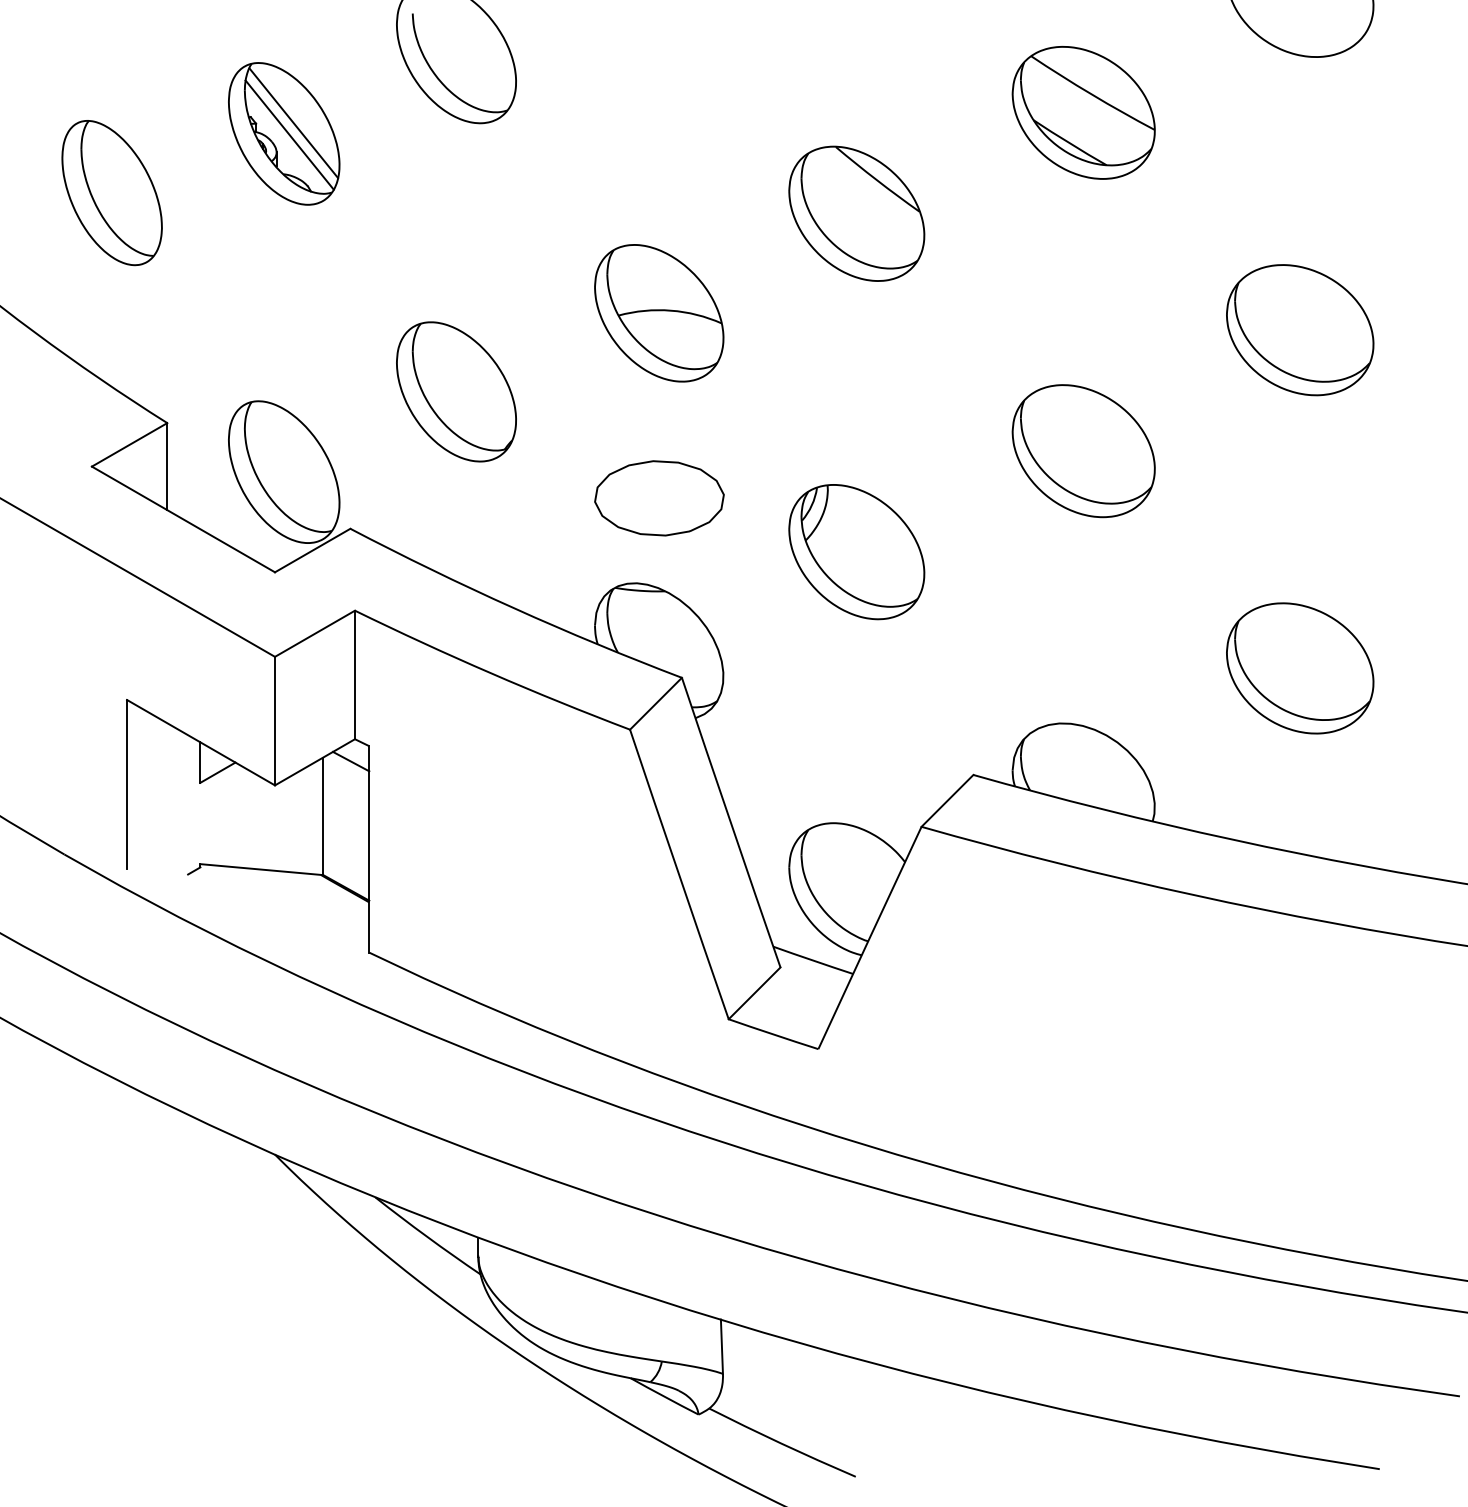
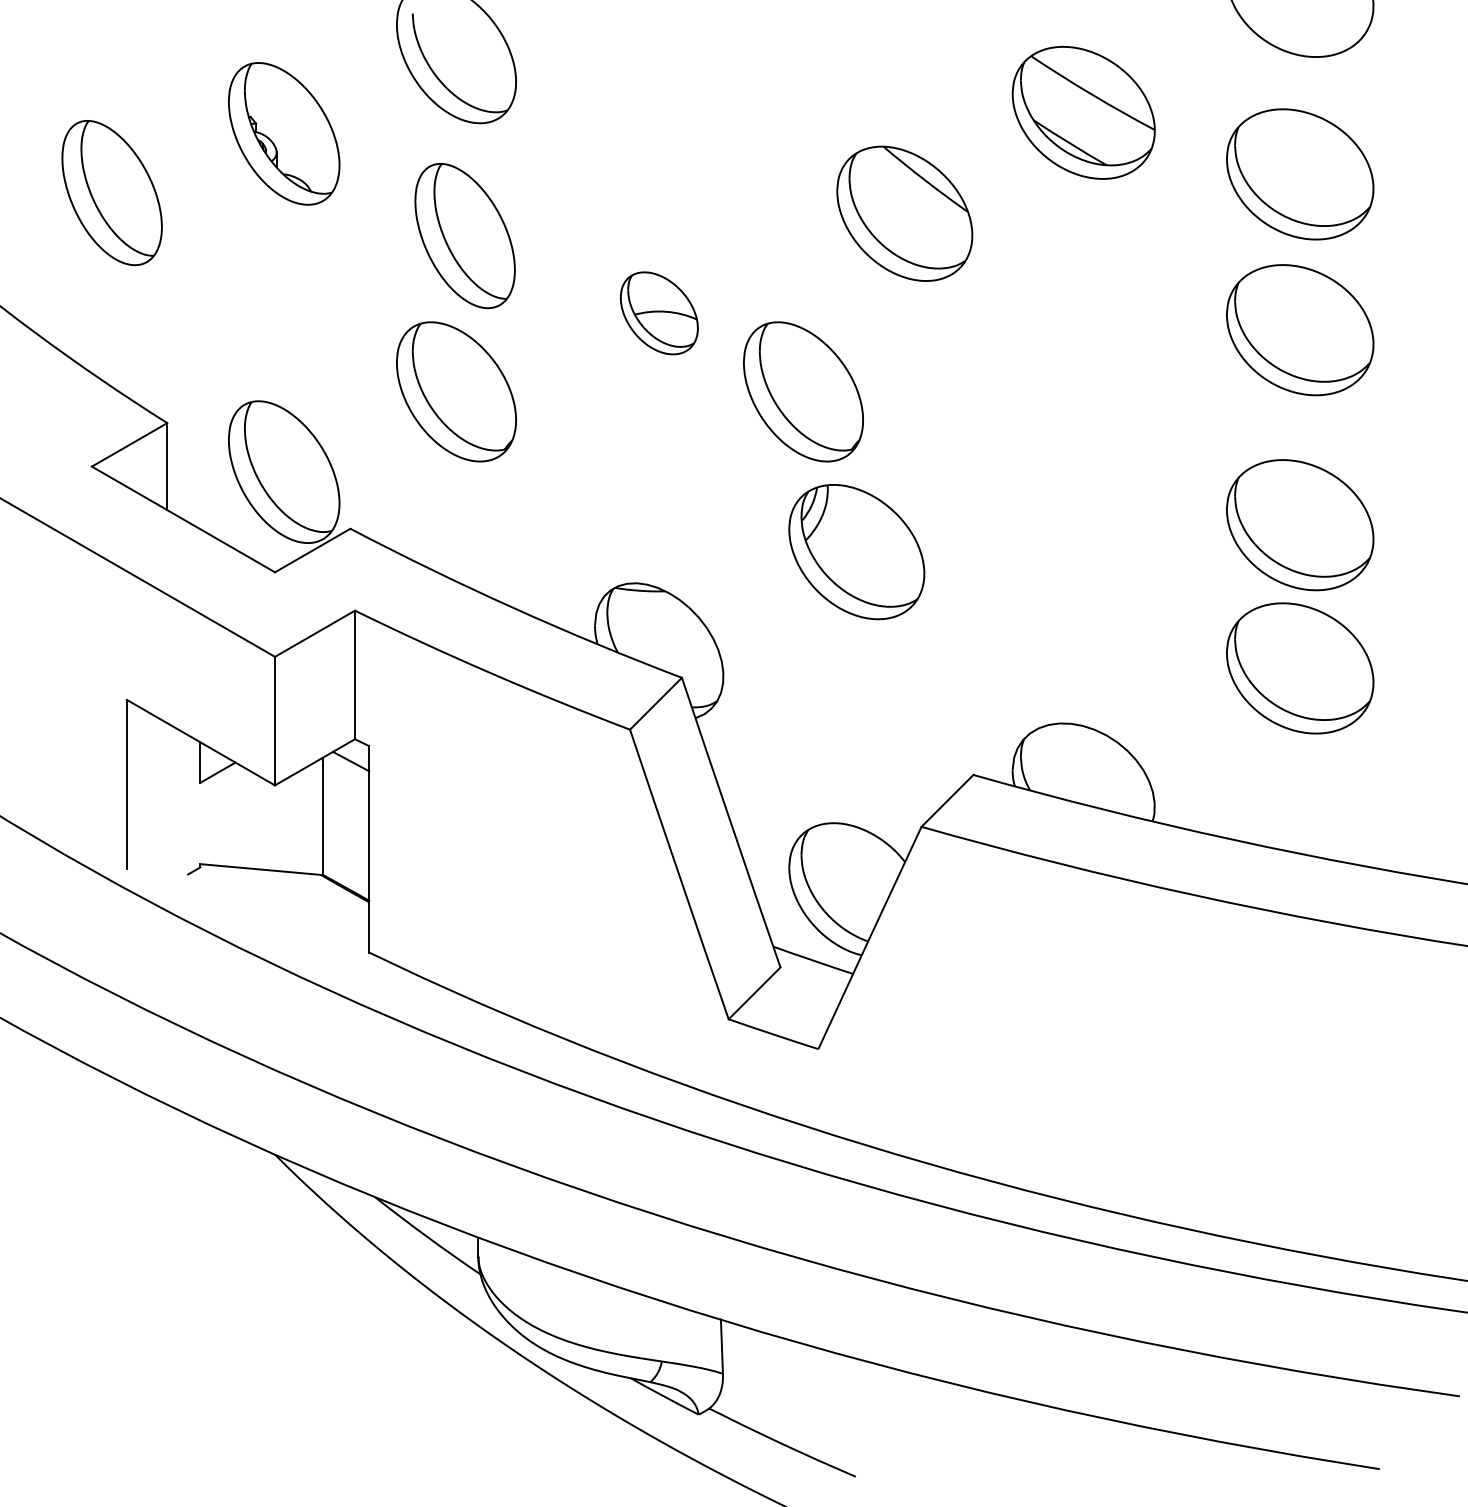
line: present -> none (293, 123)
line: present -> none (289, 134)
part: none -> present (1300, 174)
part position: (856, 213) -> (904, 213) (904, 213)
part: none -> present (464, 236)
part size: 131x139 px -> 80x85 px (658, 313)
part: none -> present (803, 391)
part: present -> none (1083, 451)
part: present -> none (659, 498)
part: none -> present (1300, 525)
